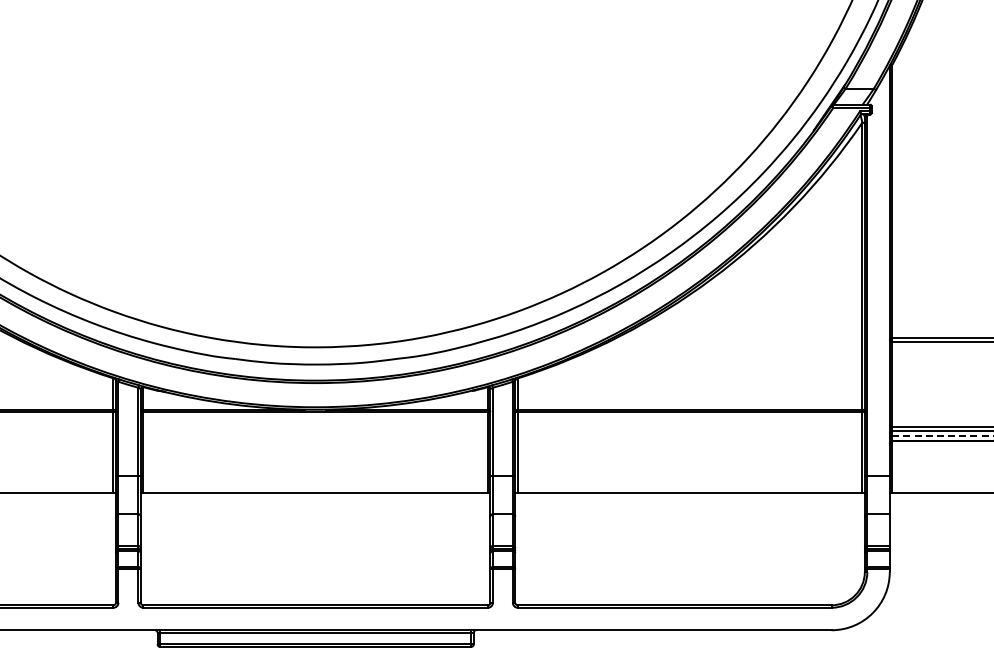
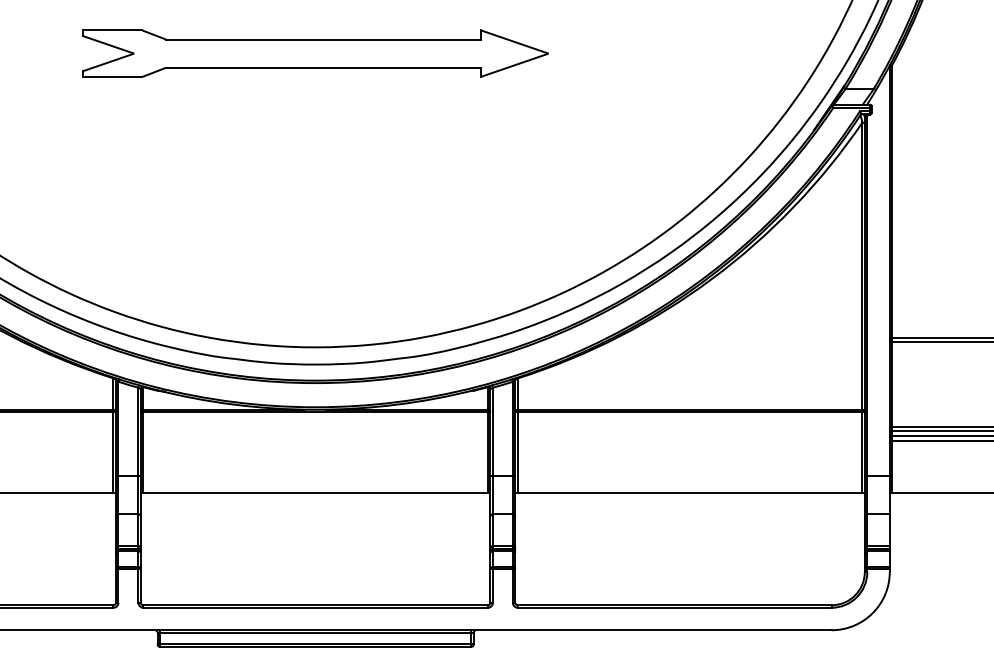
part: none -> present (315, 53)
line: dashed -> solid (943, 435)
